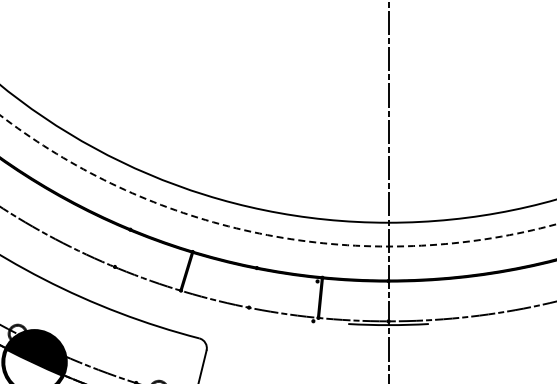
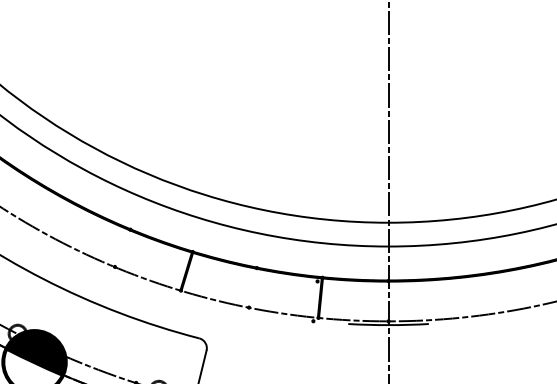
circle: dashed -> solid (278, 180)
